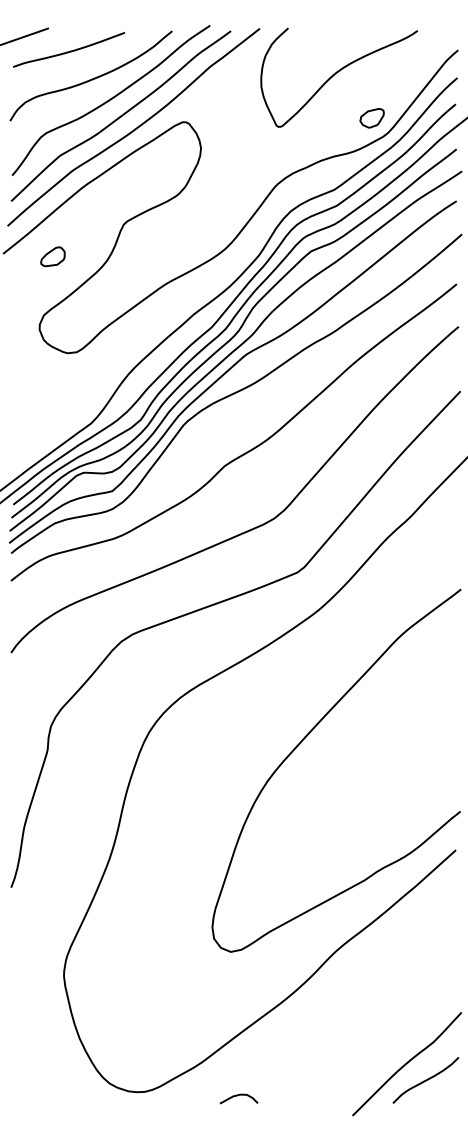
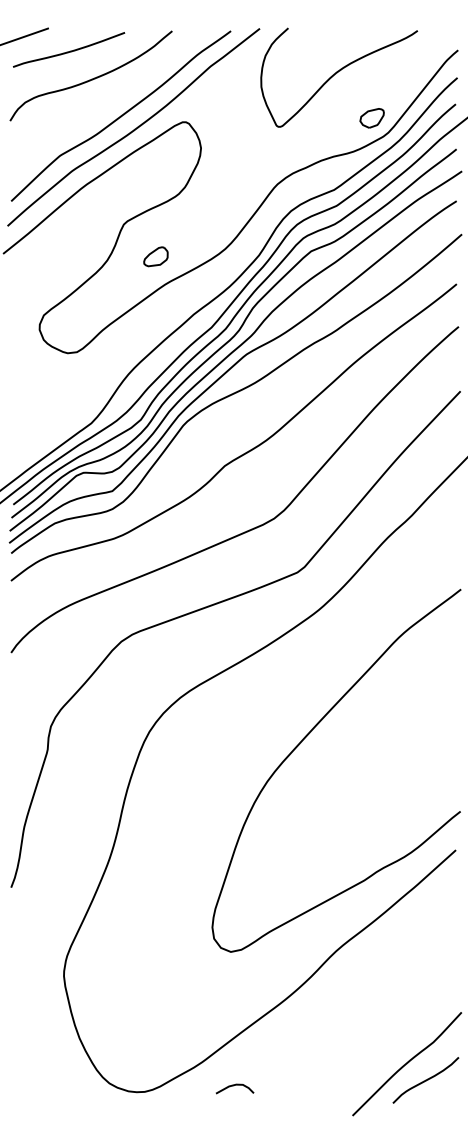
curve: present -> none (110, 100)
part position: (52, 256) -> (155, 256) (155, 256)
curve position: (237, 1096) -> (233, 1086) (233, 1086)
